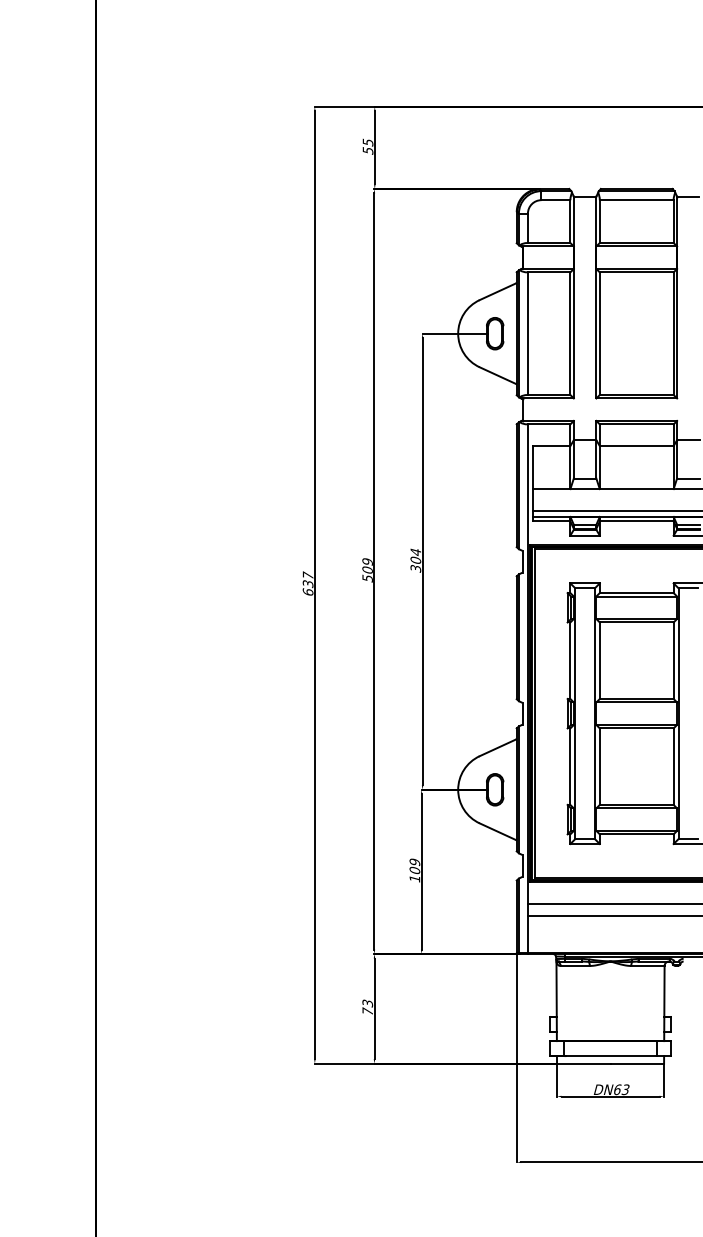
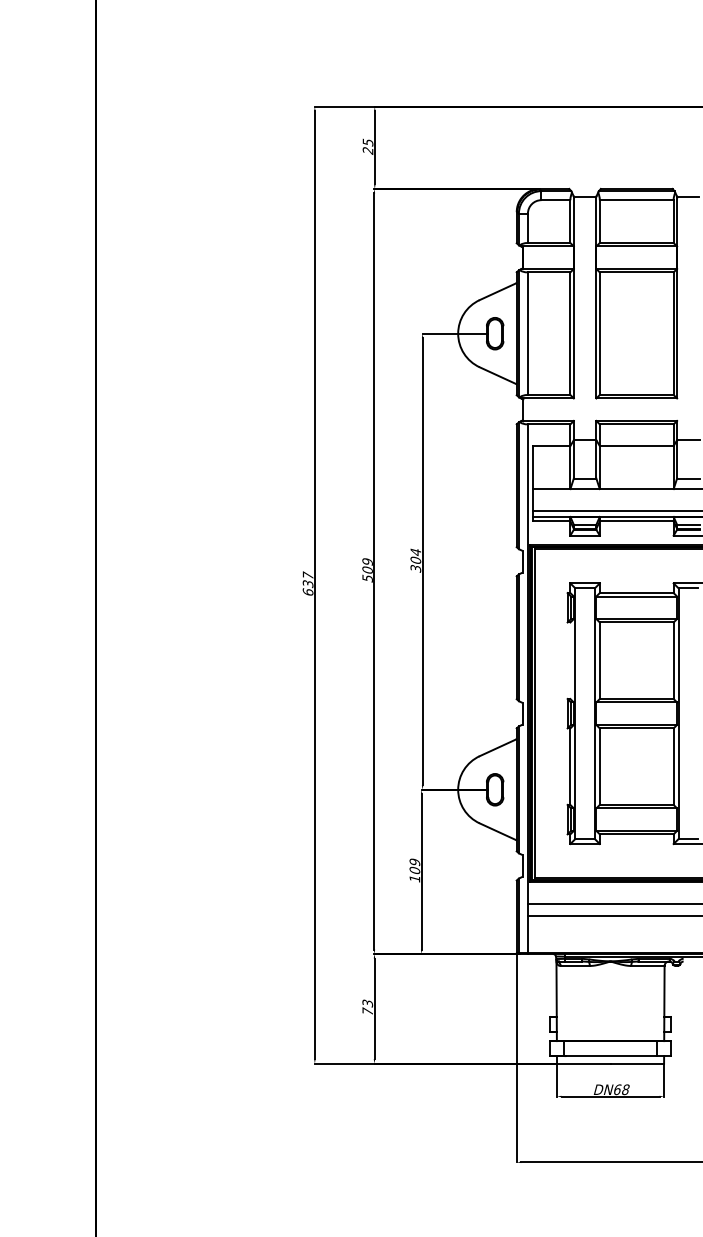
text: 55 -> 25 (367, 150)
line: present -> none (570, 660)
text: DN63 -> DN68 (625, 1089)
